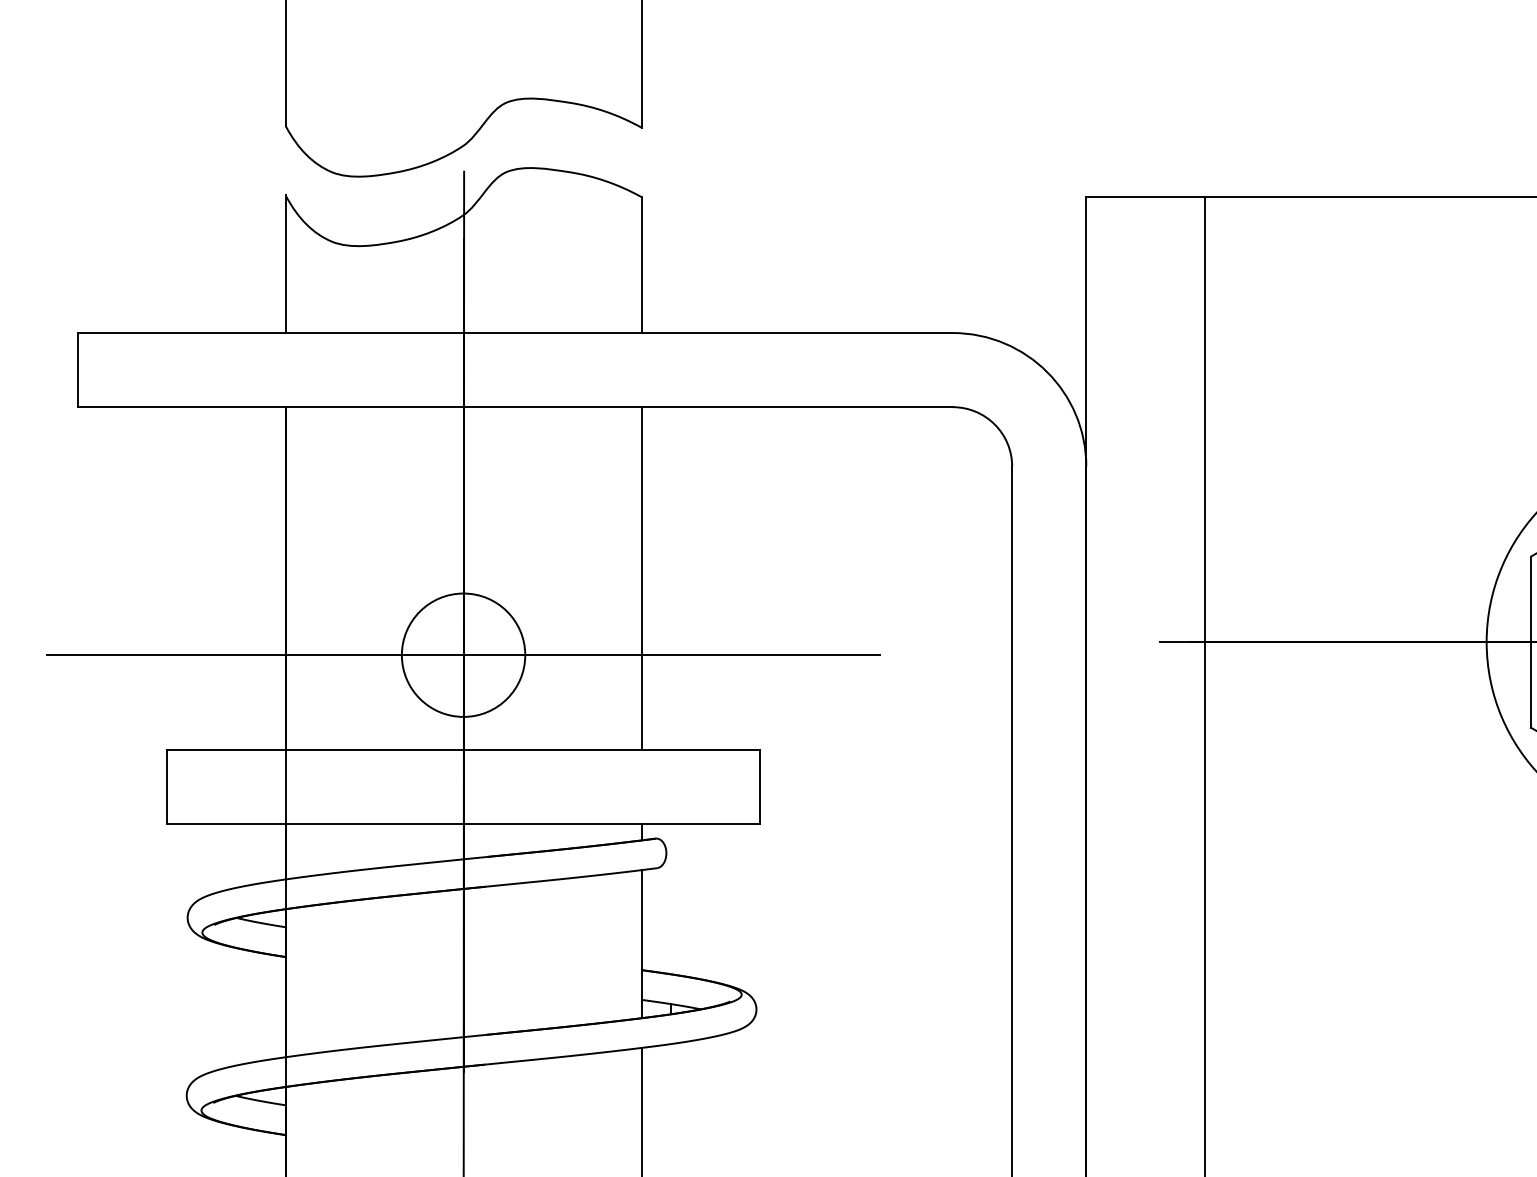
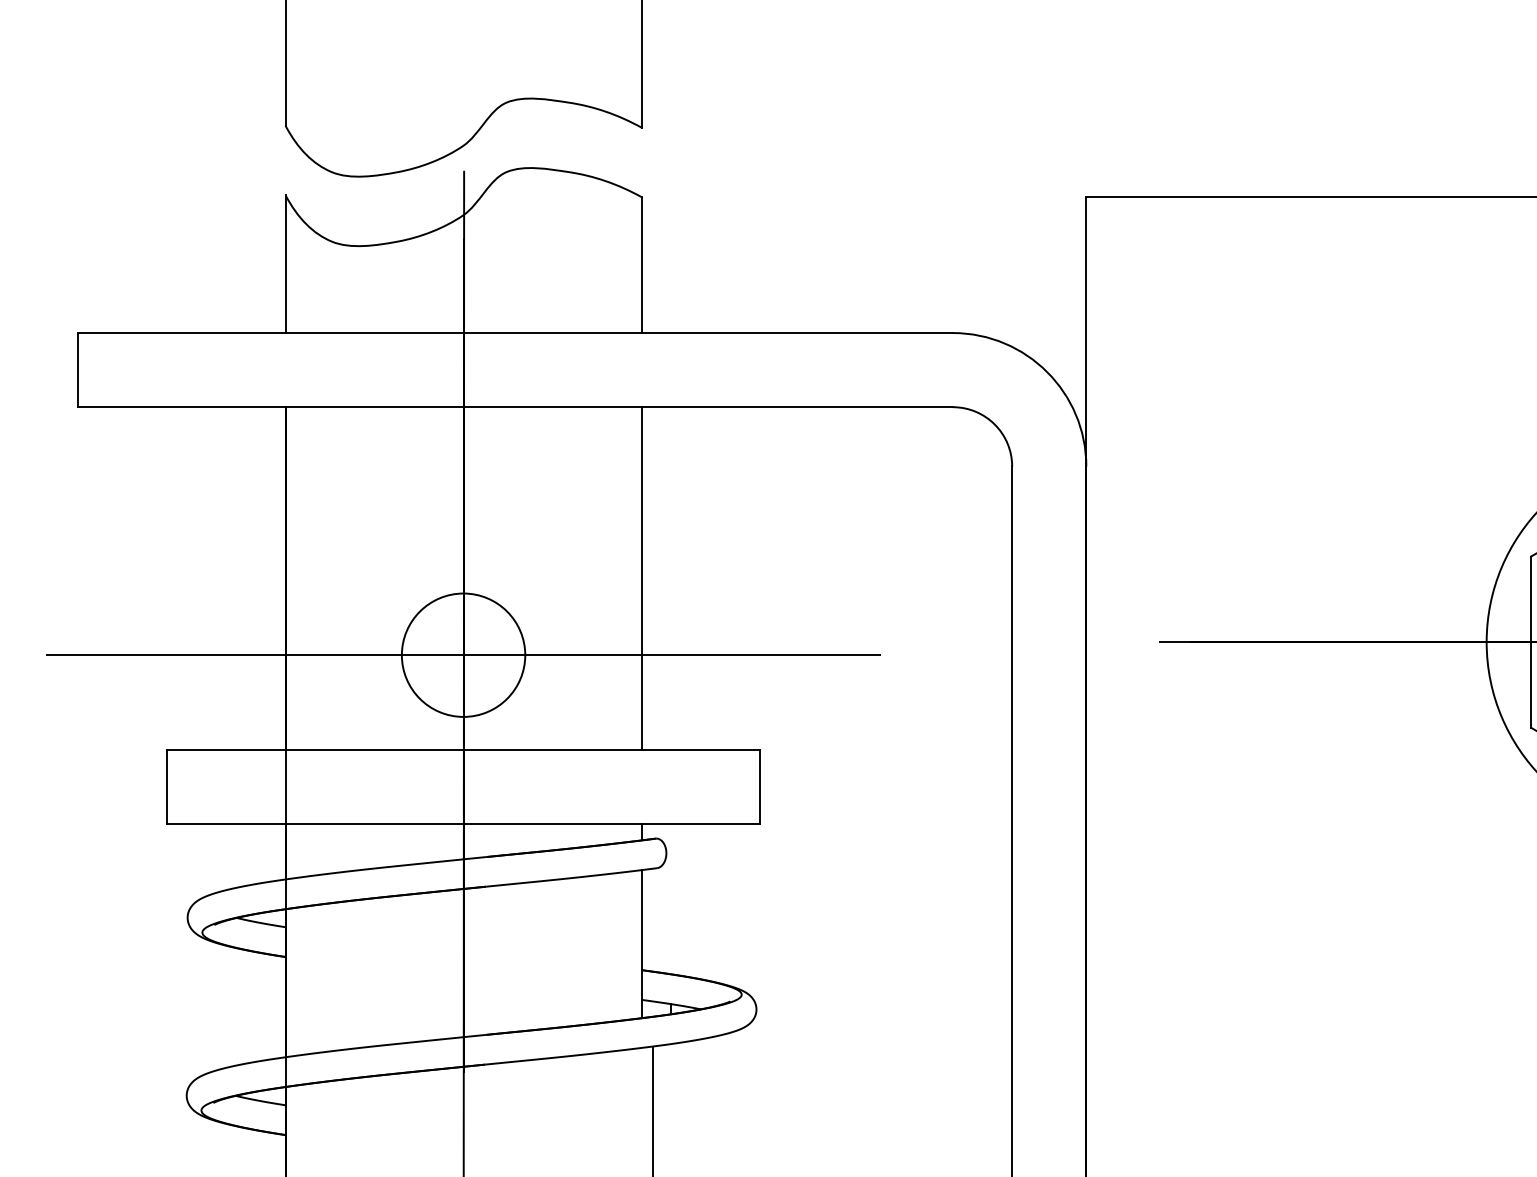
line: present -> none (1204, 685)
line position: (641, 1110) -> (652, 1110) (652, 1110)
